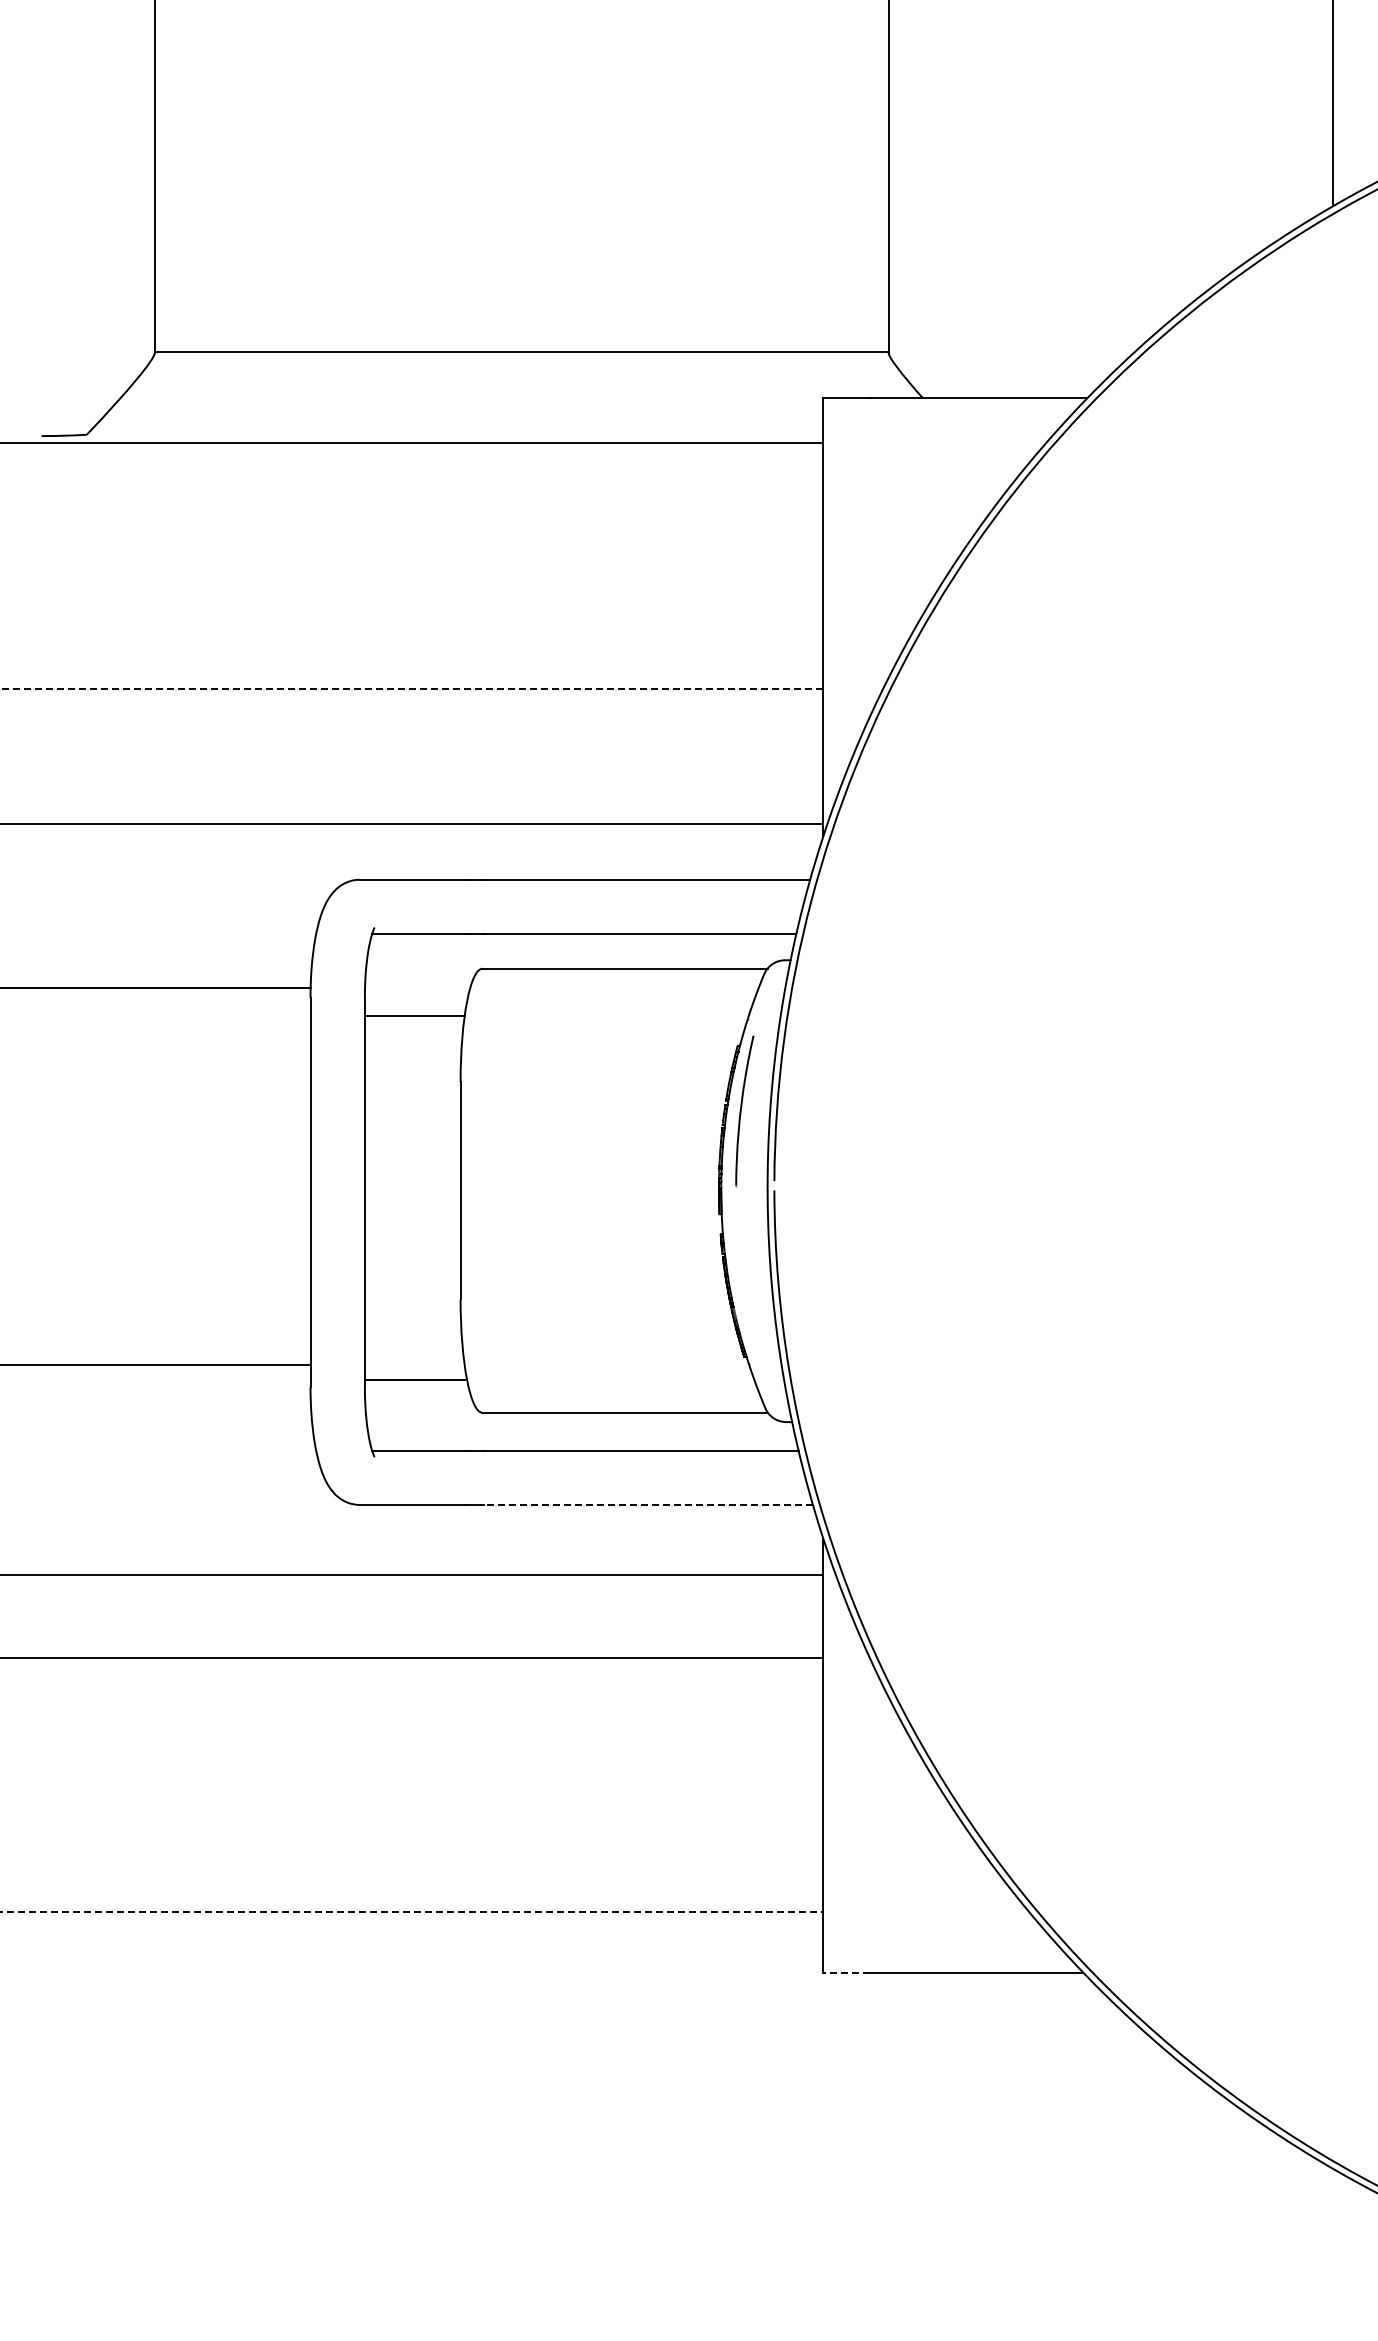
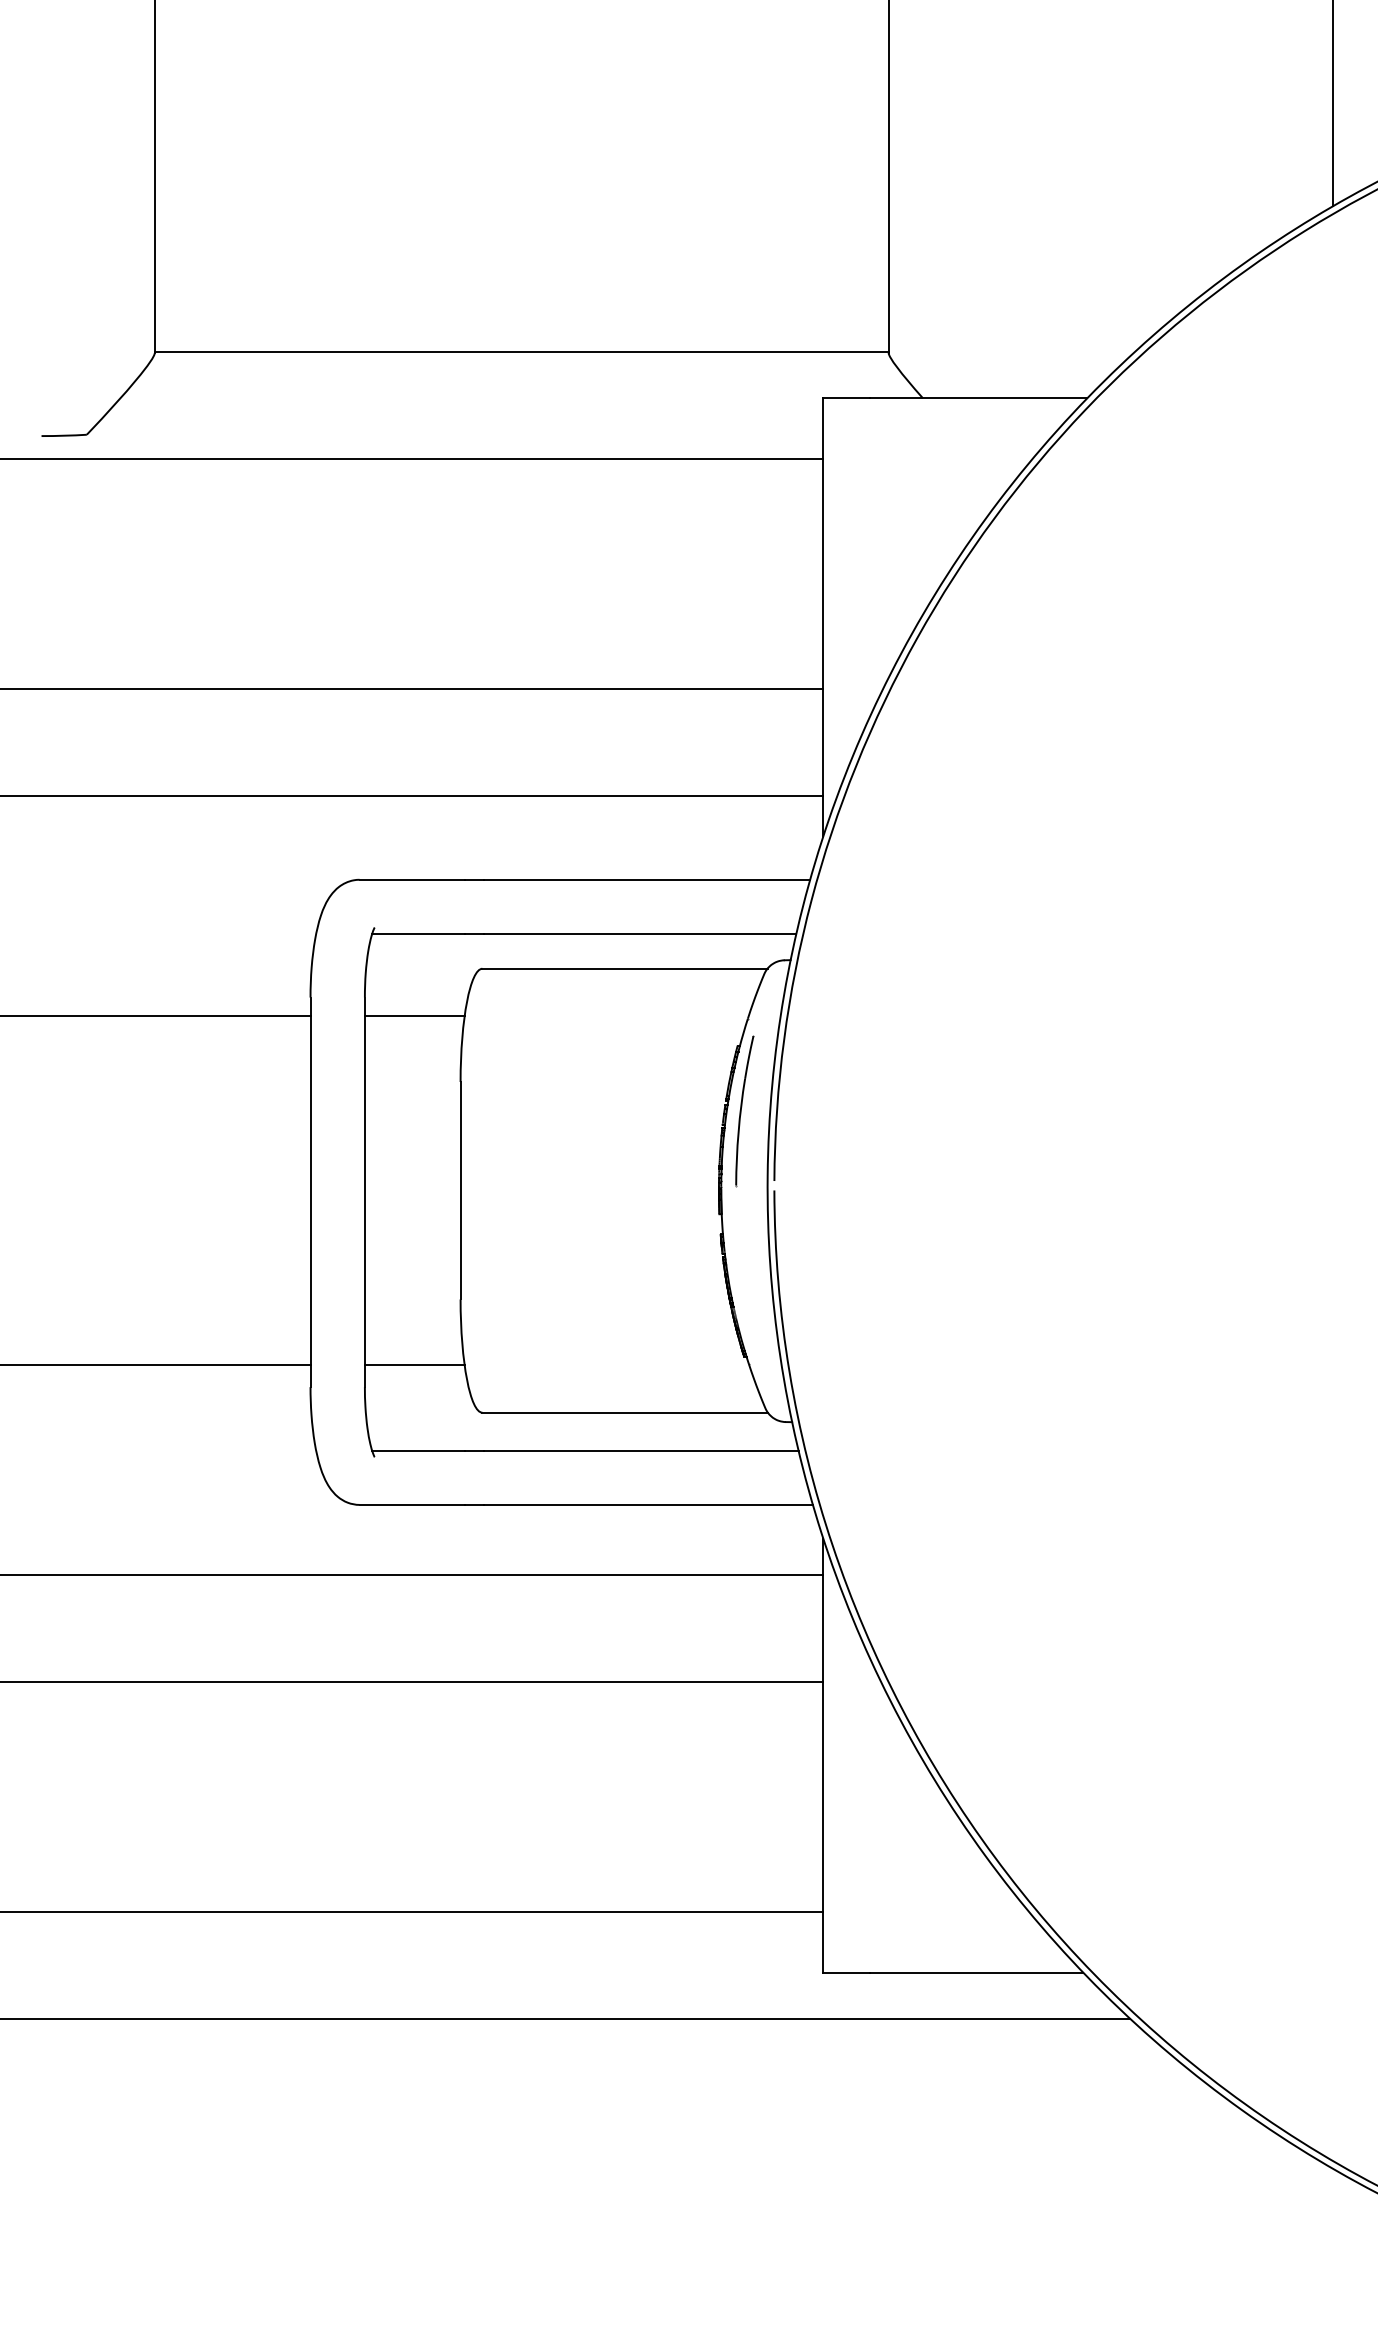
line position: (412, 442) -> (412, 458) (412, 458)
line: dashed -> solid (411, 688)
line position: (412, 823) -> (412, 795) (412, 795)
line position: (156, 988) -> (156, 1016) (156, 1016)
line position: (414, 1380) -> (414, 1365) (414, 1365)
line: dashed -> solid (648, 1504)
line position: (412, 1657) -> (412, 1681) (412, 1681)
line: dashed -> solid (412, 1912)
line: dashed -> solid (846, 1972)
line: none -> present (566, 2018)
